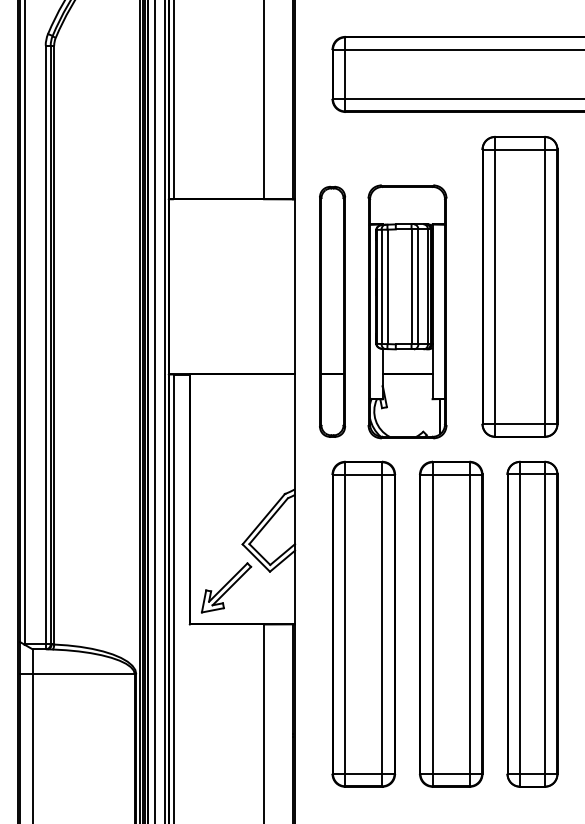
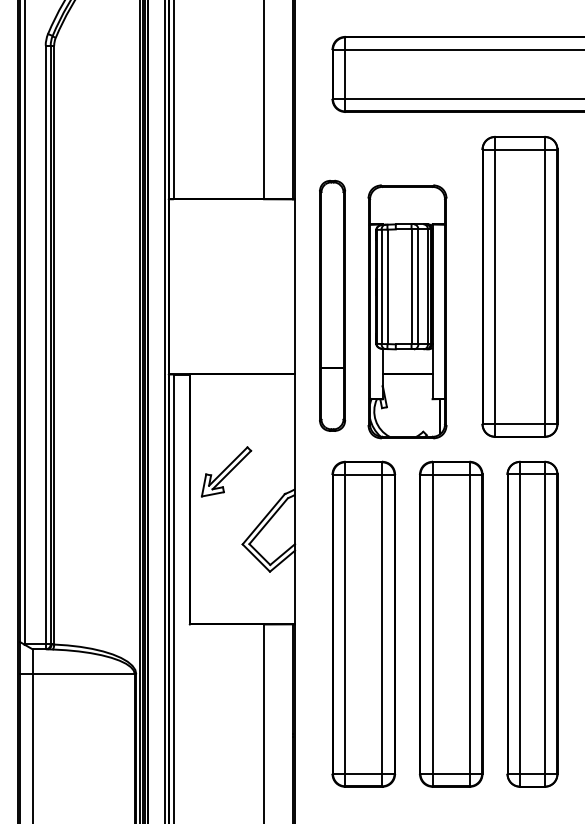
part position: (332, 311) -> (332, 305) (332, 305)
line: present -> none (154, 411)
part position: (226, 587) -> (226, 471) (226, 471)
